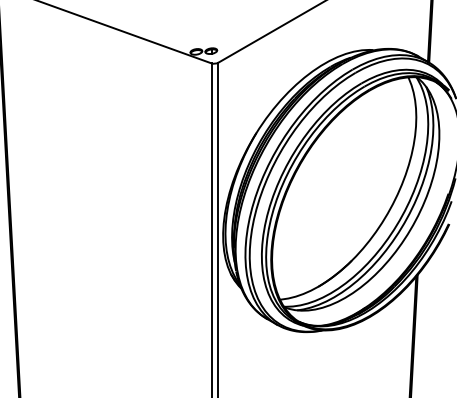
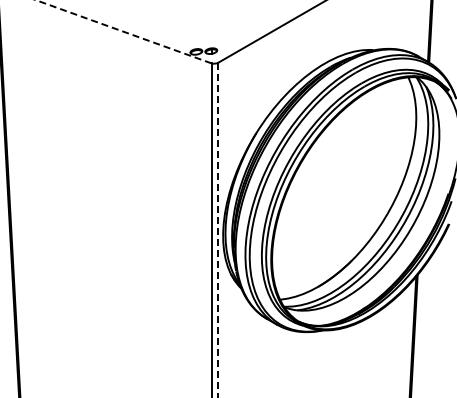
line: solid -> dashed (123, 31)
line: solid -> dashed (218, 230)
